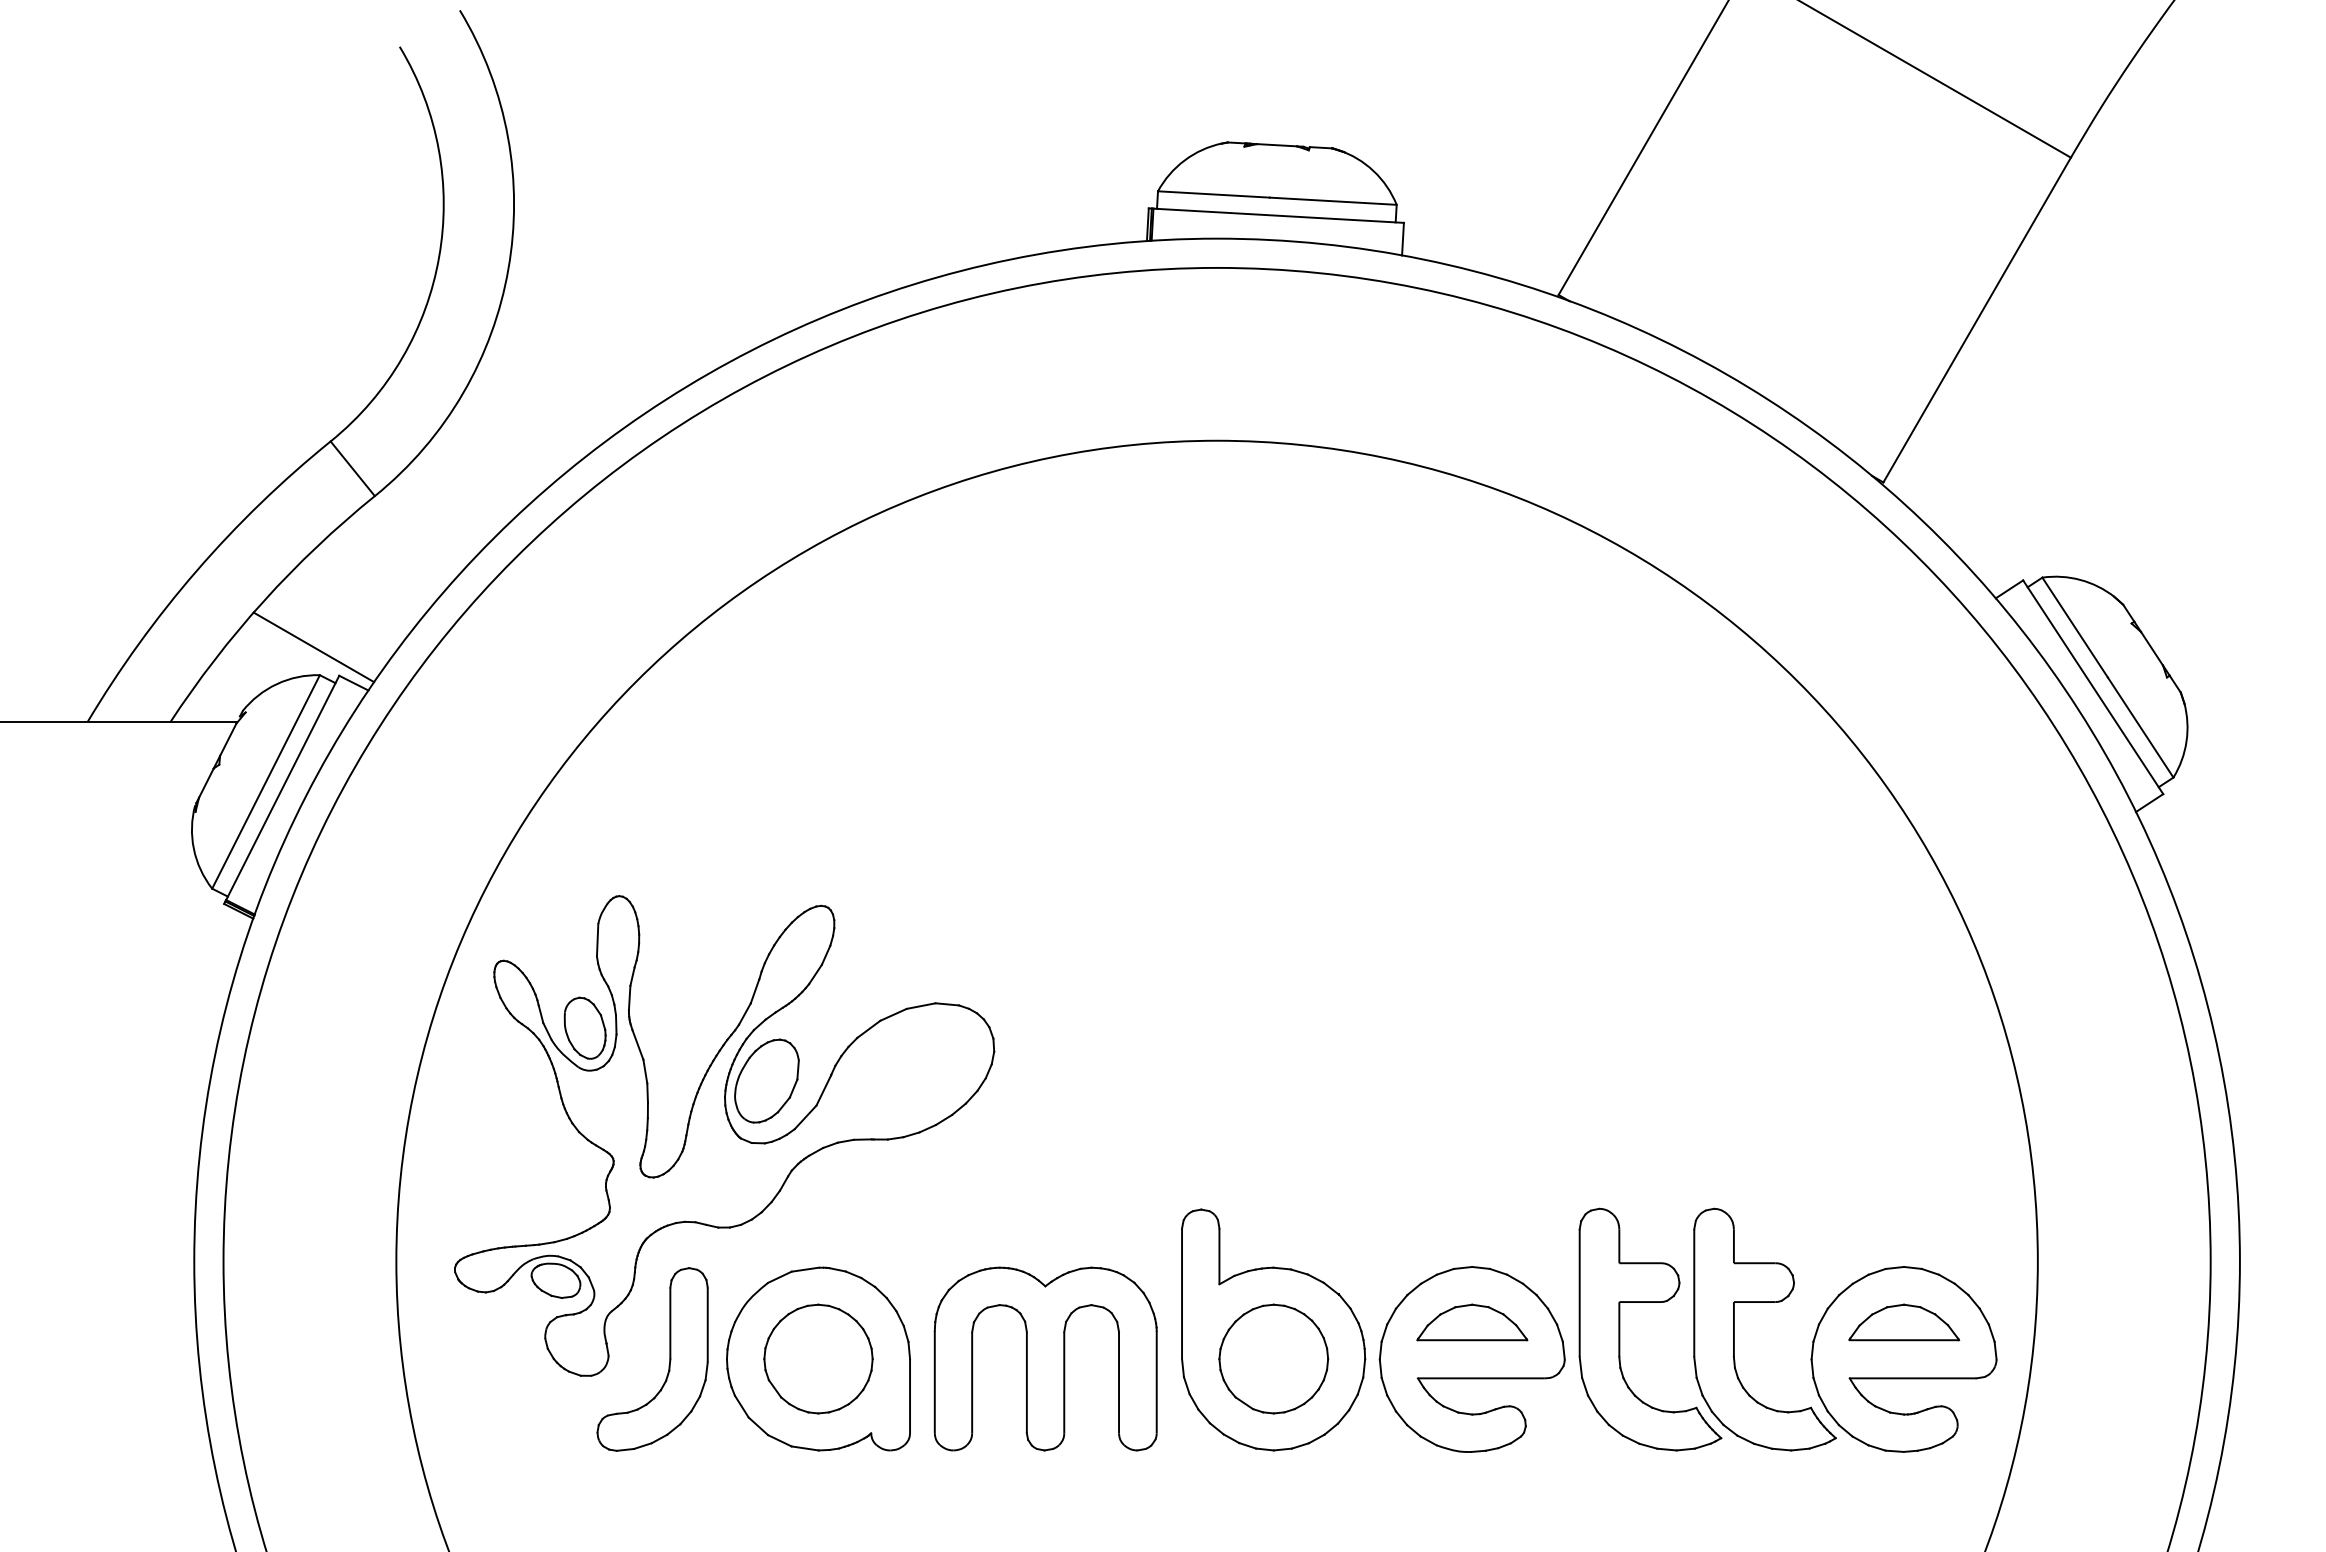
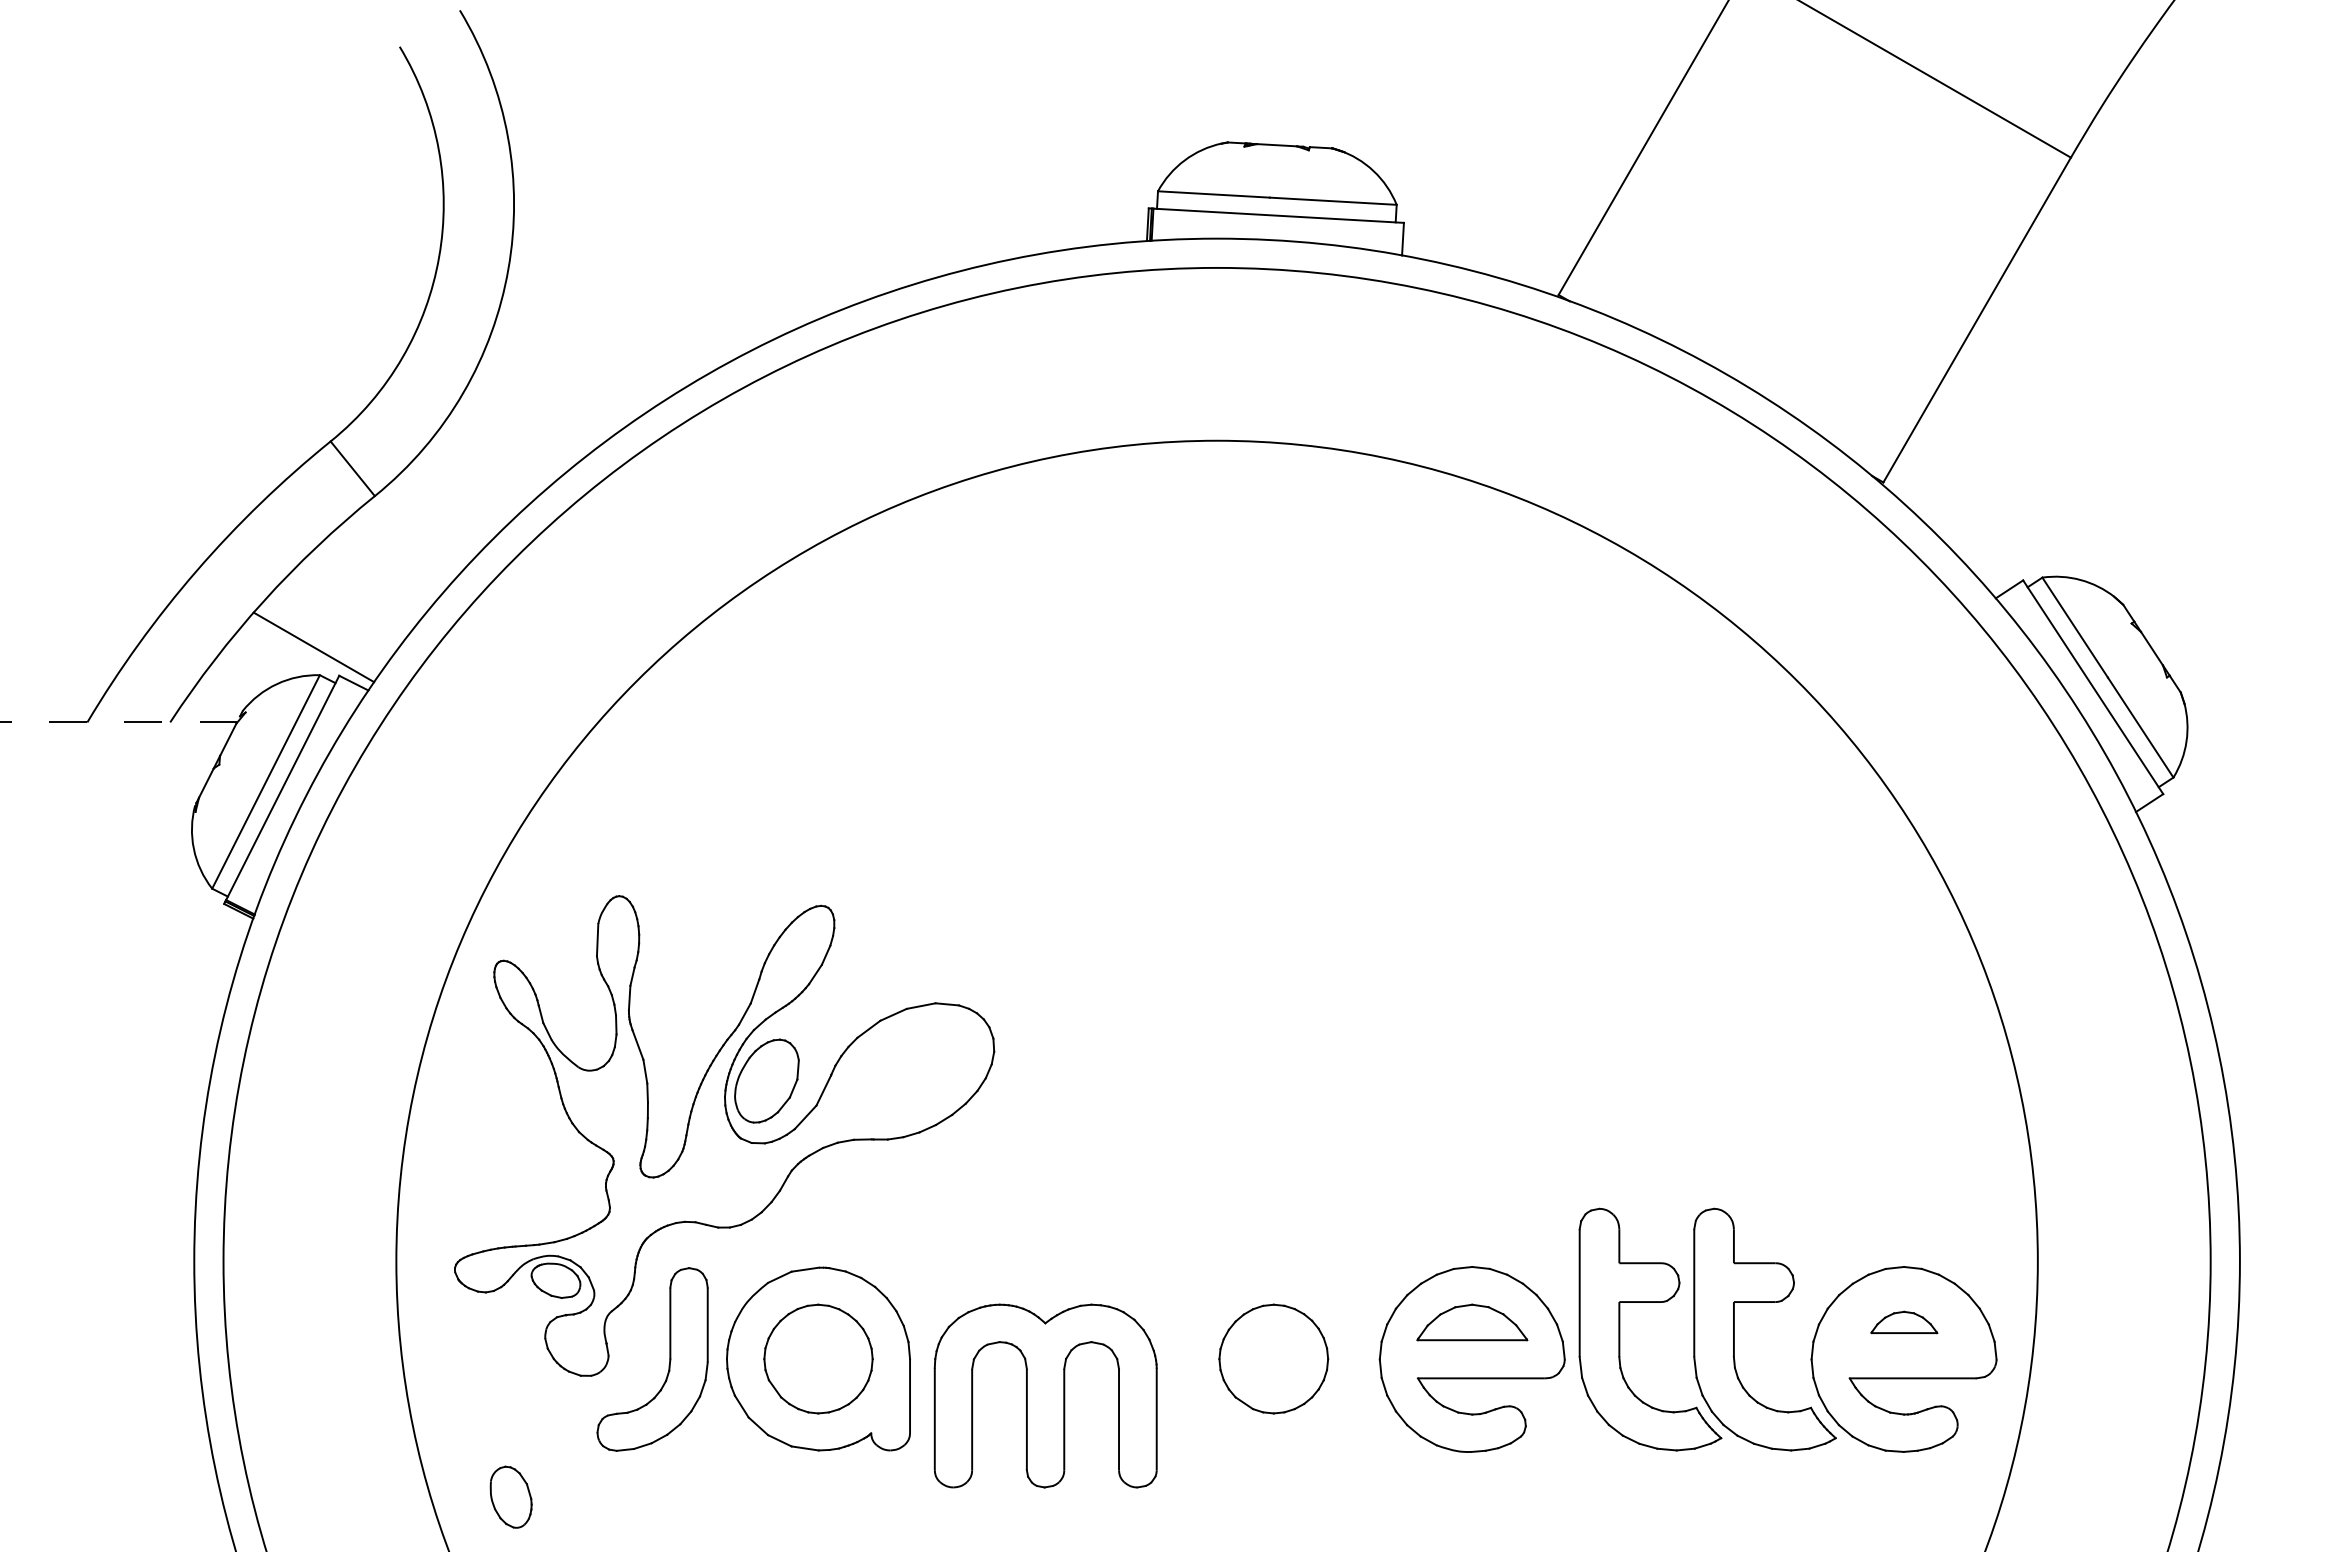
line: solid -> dashed (118, 722)
part position: (584, 1027) -> (510, 1496) (510, 1496)
part size: 113x39 px -> 69x25 px (1904, 1322)
part: present -> none (1273, 1329)
part position: (1045, 1358) -> (1045, 1395) (1045, 1395)
